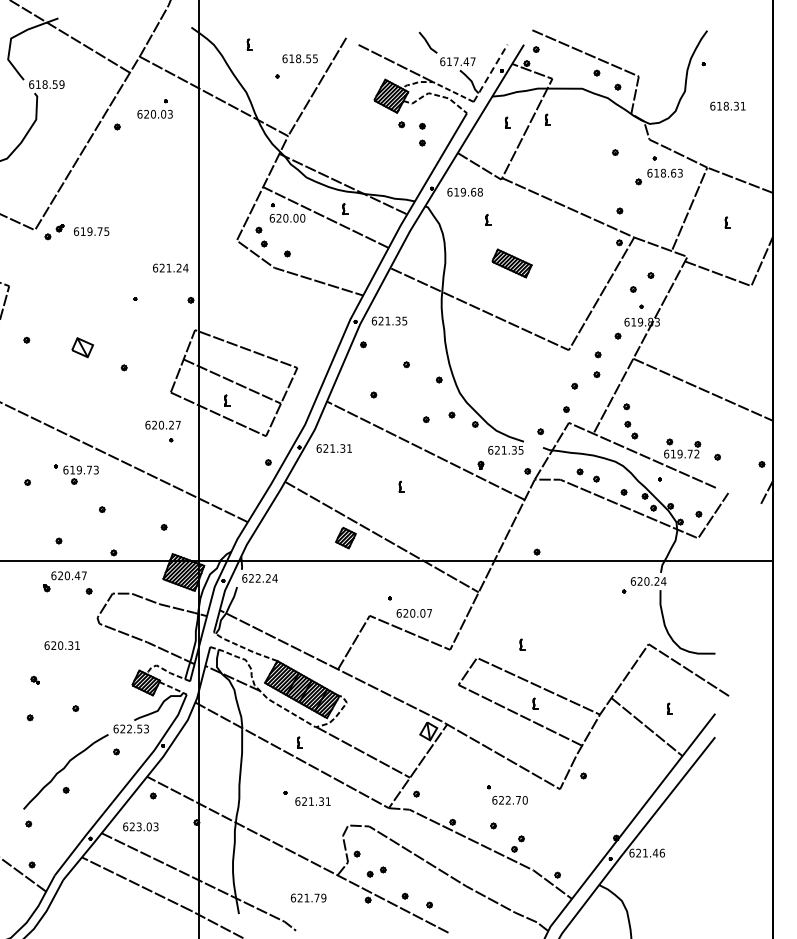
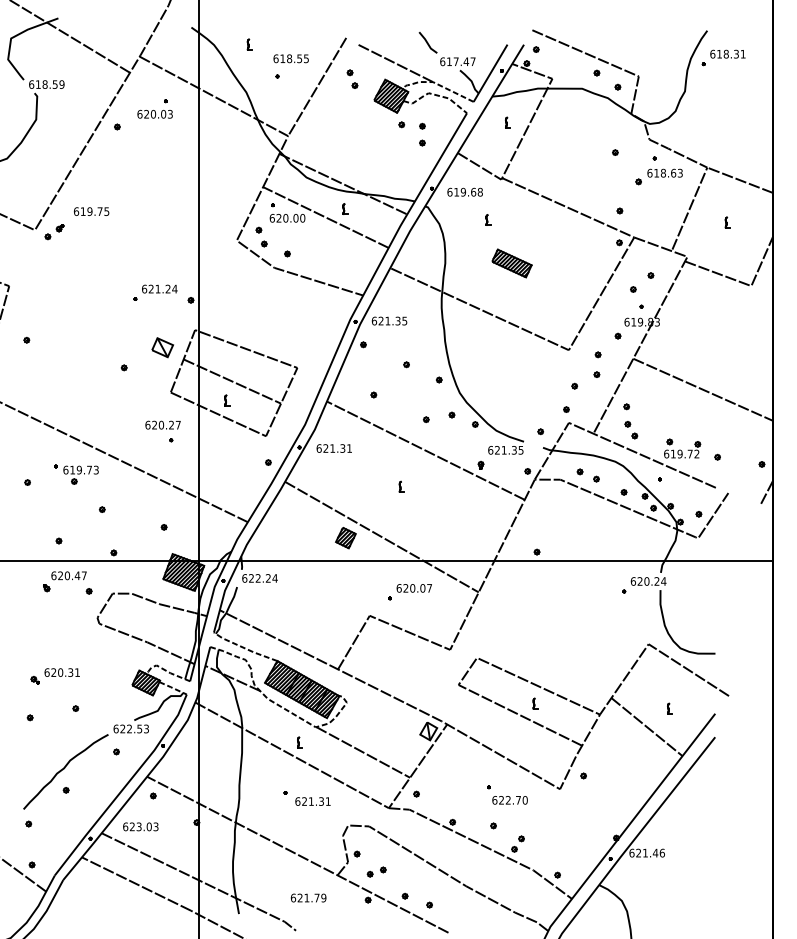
text position: (299, 58) -> (290, 58) (290, 58)
line: dashed -> solid (490, 72)
part: none -> present (352, 78)
text position: (727, 105) -> (727, 53) (727, 53)
part: present -> none (547, 119)
text position: (91, 231) -> (91, 211) (91, 211)
text position: (170, 267) -> (159, 288) (159, 288)
part position: (82, 347) -> (162, 347) (162, 347)
text position: (413, 613) -> (413, 588) (413, 588)
part: present -> none (522, 644)
text position: (61, 645) -> (61, 672) (61, 672)
